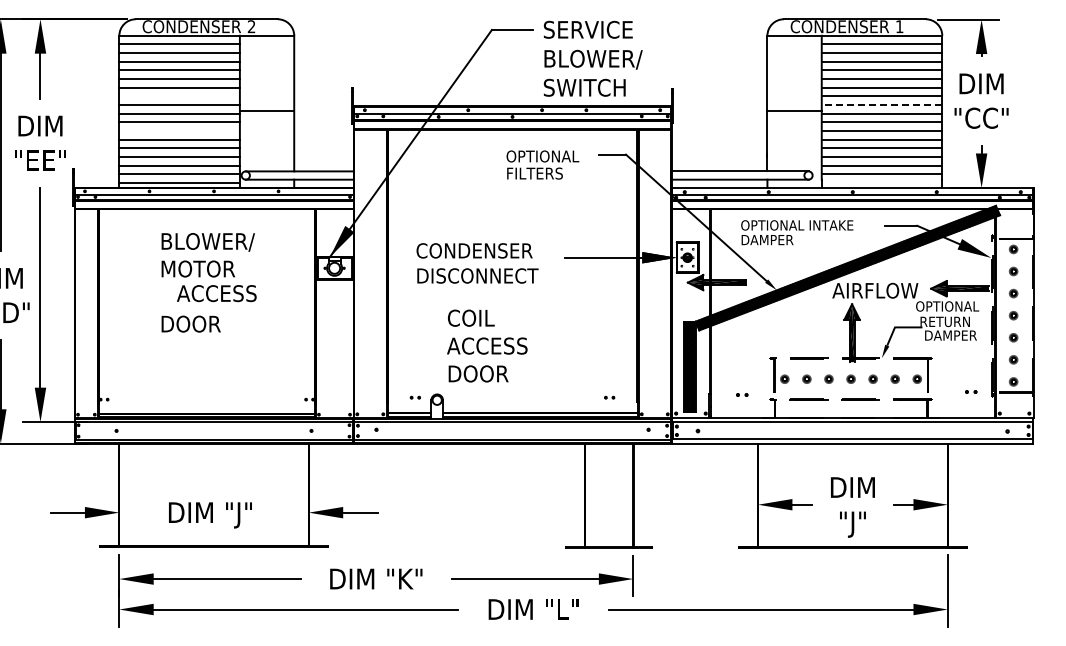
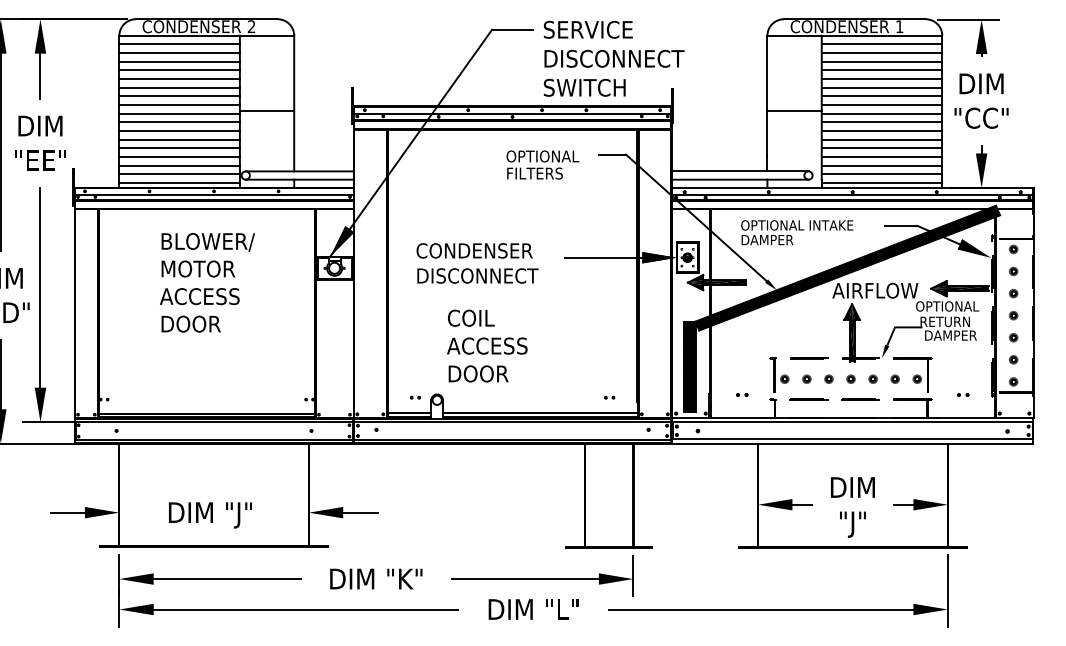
text: BLOWER/ -> DISCONNECT (615, 59)
line: none -> present (179, 96)
line: dashed -> solid (881, 105)
line: none -> present (179, 131)
line: none -> present (881, 183)
text position: (216, 293) -> (199, 296) (199, 296)
part position: (971, 391) -> (963, 394) (963, 394)
